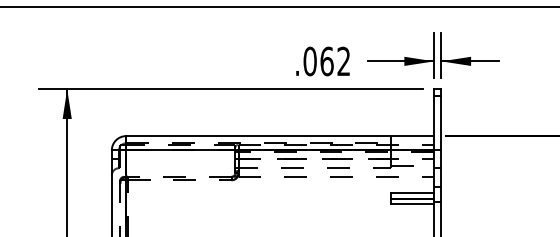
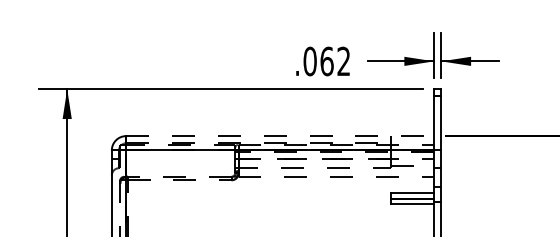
line: present -> none (279, 7)
line: solid -> dashed (280, 136)
